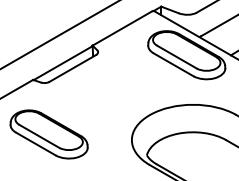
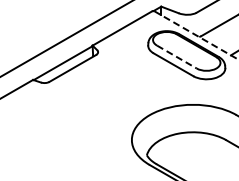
line position: (59, 35) -> (66, 38) (66, 38)
line: solid -> dashed (196, 35)
line: solid -> dashed (176, 57)
part: present -> none (48, 134)
